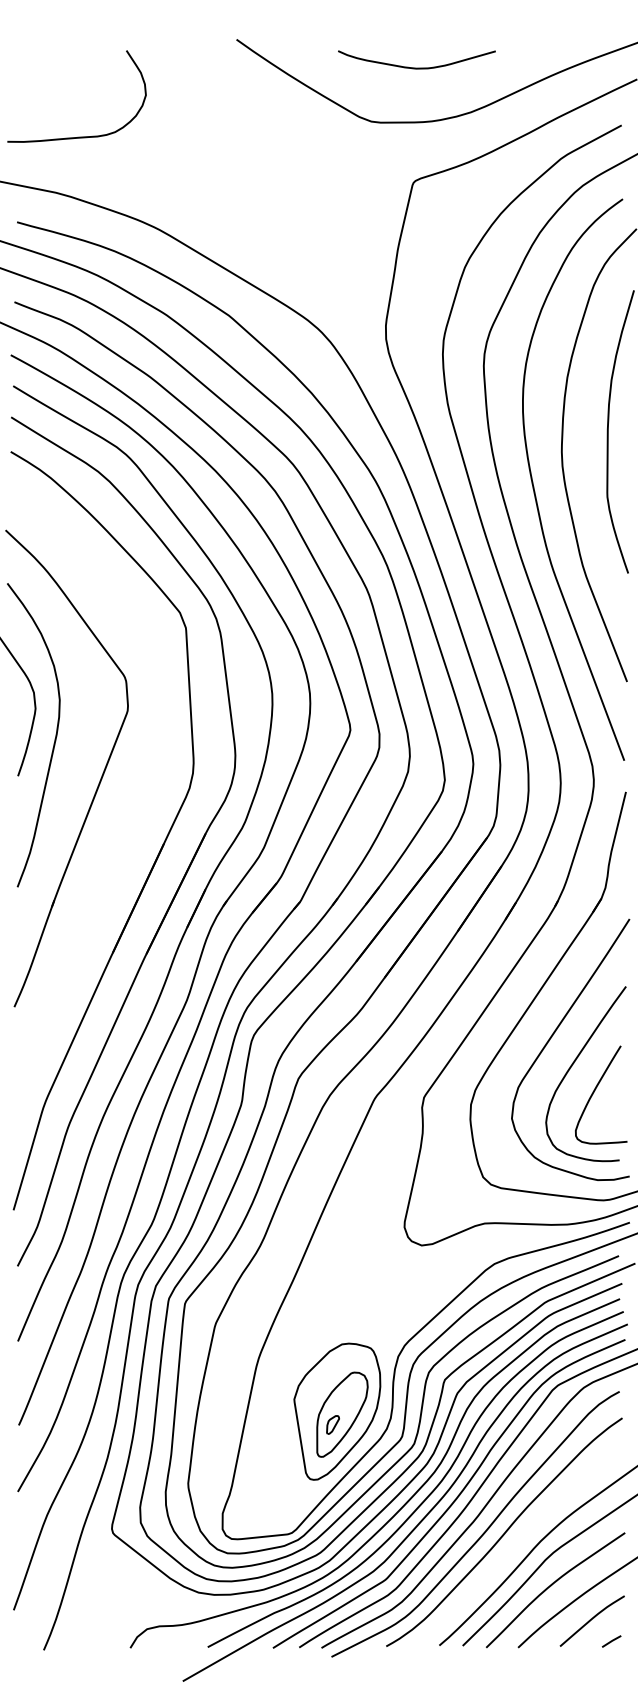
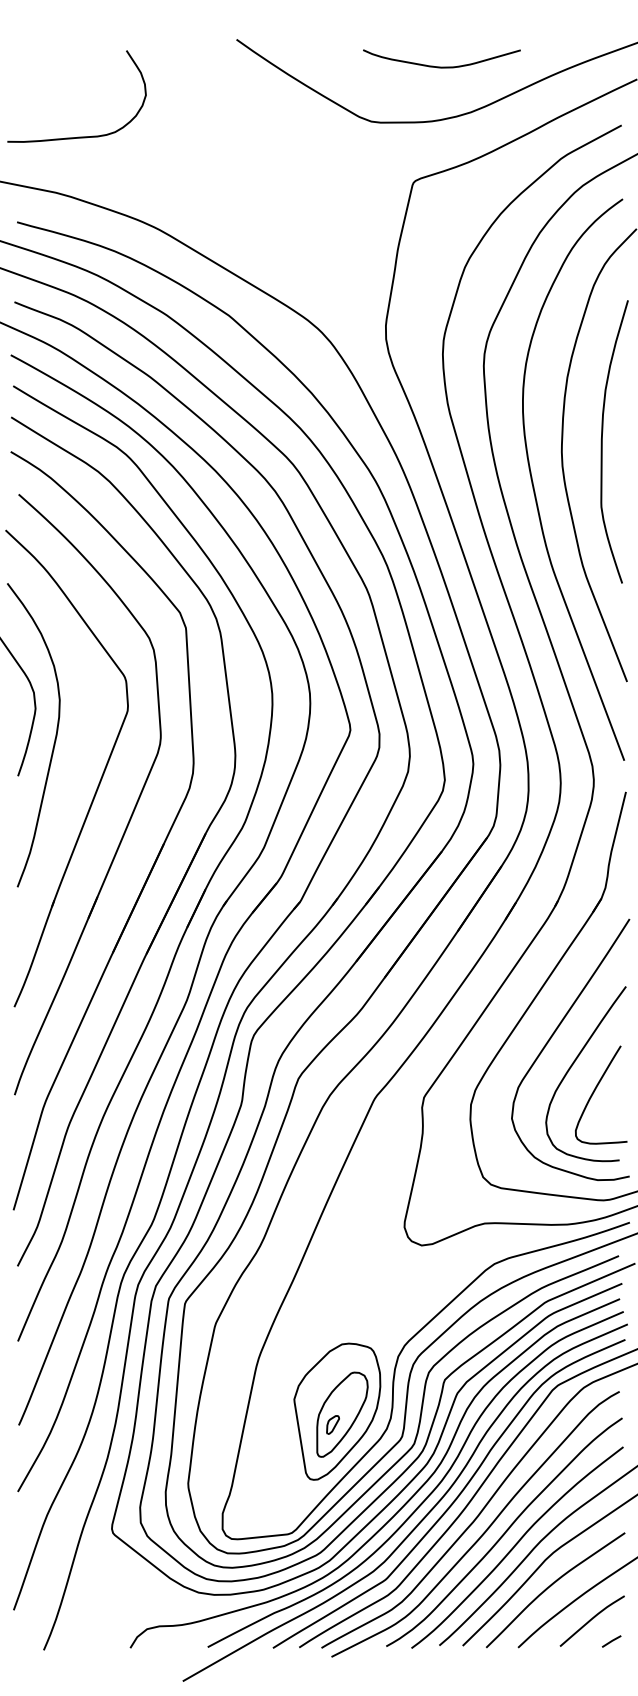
curve position: (416, 67) -> (441, 66) (441, 66)
curve position: (608, 431) -> (602, 441) (602, 441)
part: none -> present (130, 815)
curve: none -> present (516, 1545)
